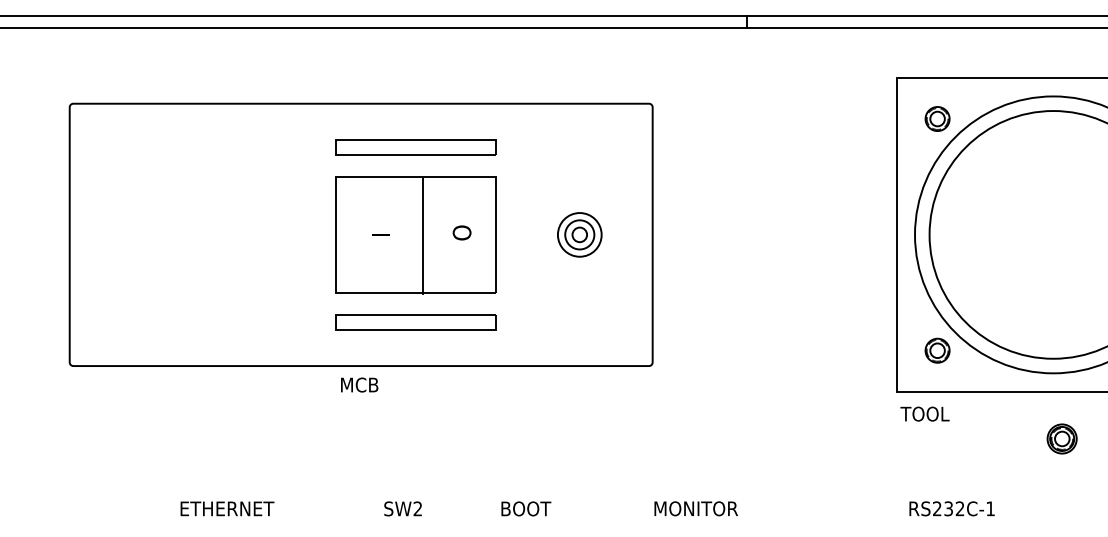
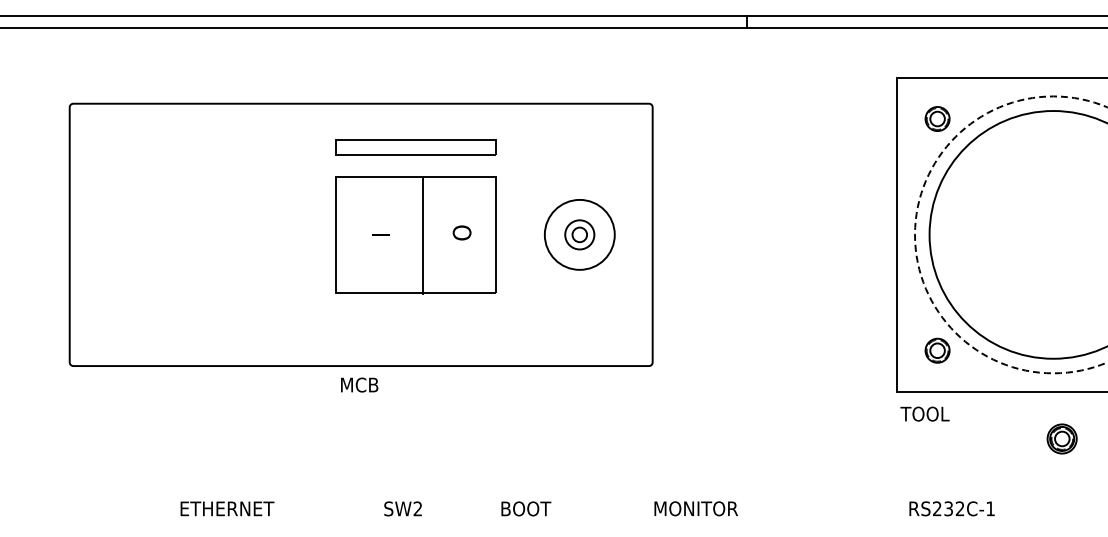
circle diameter: 44 px -> 70 px (579, 234)
circle: solid -> dashed (1011, 234)
part: present -> none (415, 322)
